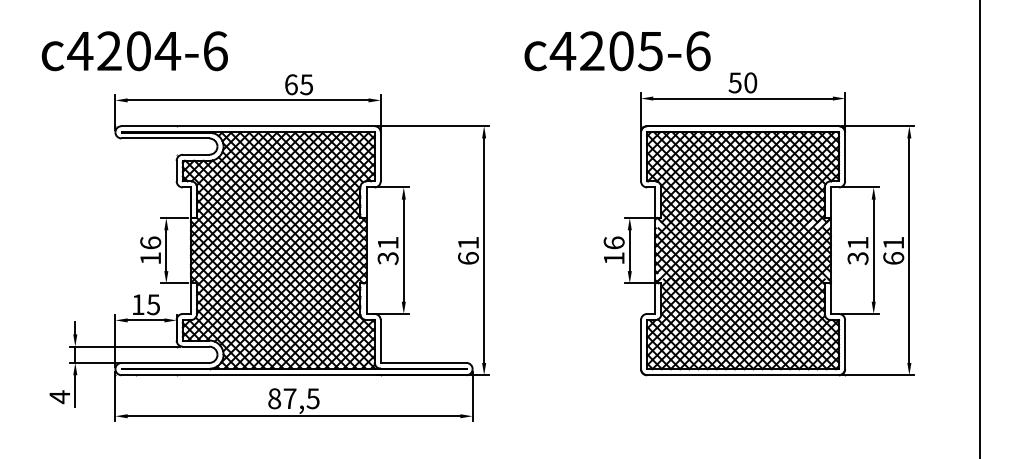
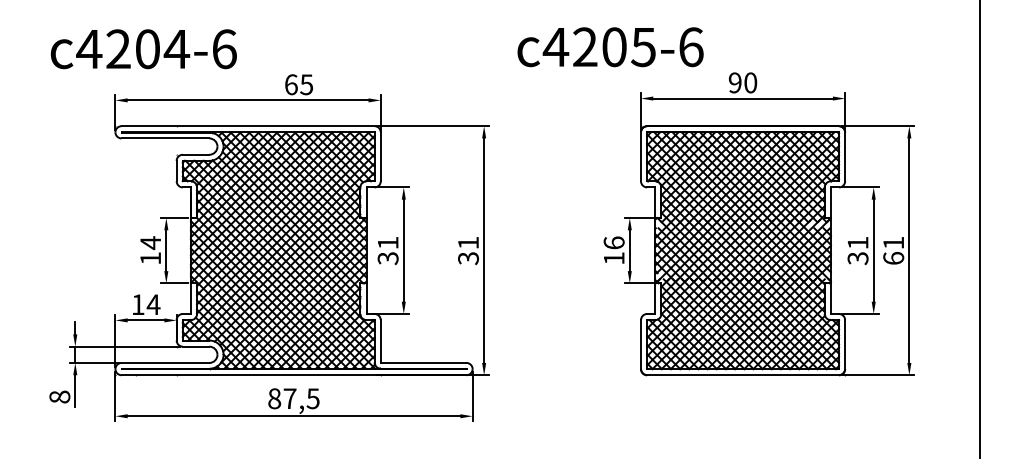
text position: (134, 51) -> (143, 49) (143, 49)
text position: (617, 51) -> (610, 47) (610, 47)
text: 50 -> 90 (734, 82)
text: 16 -> 14 (150, 243)
text: 61 -> 31 (468, 258)
text: 15 -> 14 (153, 304)
text: 4 -> 8 (59, 397)
